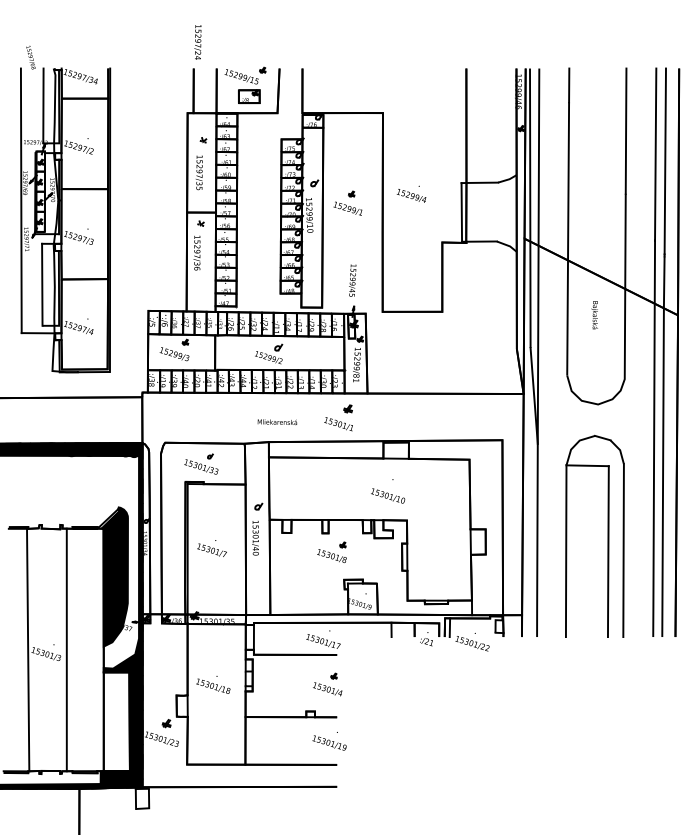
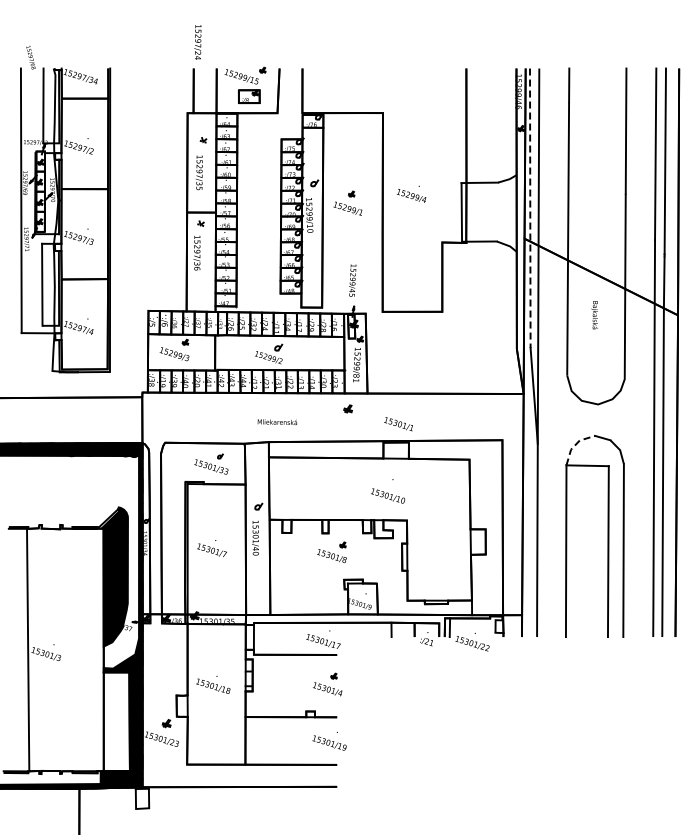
line: solid -> dashed (530, 208)
text position: (338, 424) -> (398, 424) (398, 424)
line: solid -> dashed (575, 444)
part position: (201, 463) -> (211, 463) (211, 463)
line: present -> none (66, 649)
